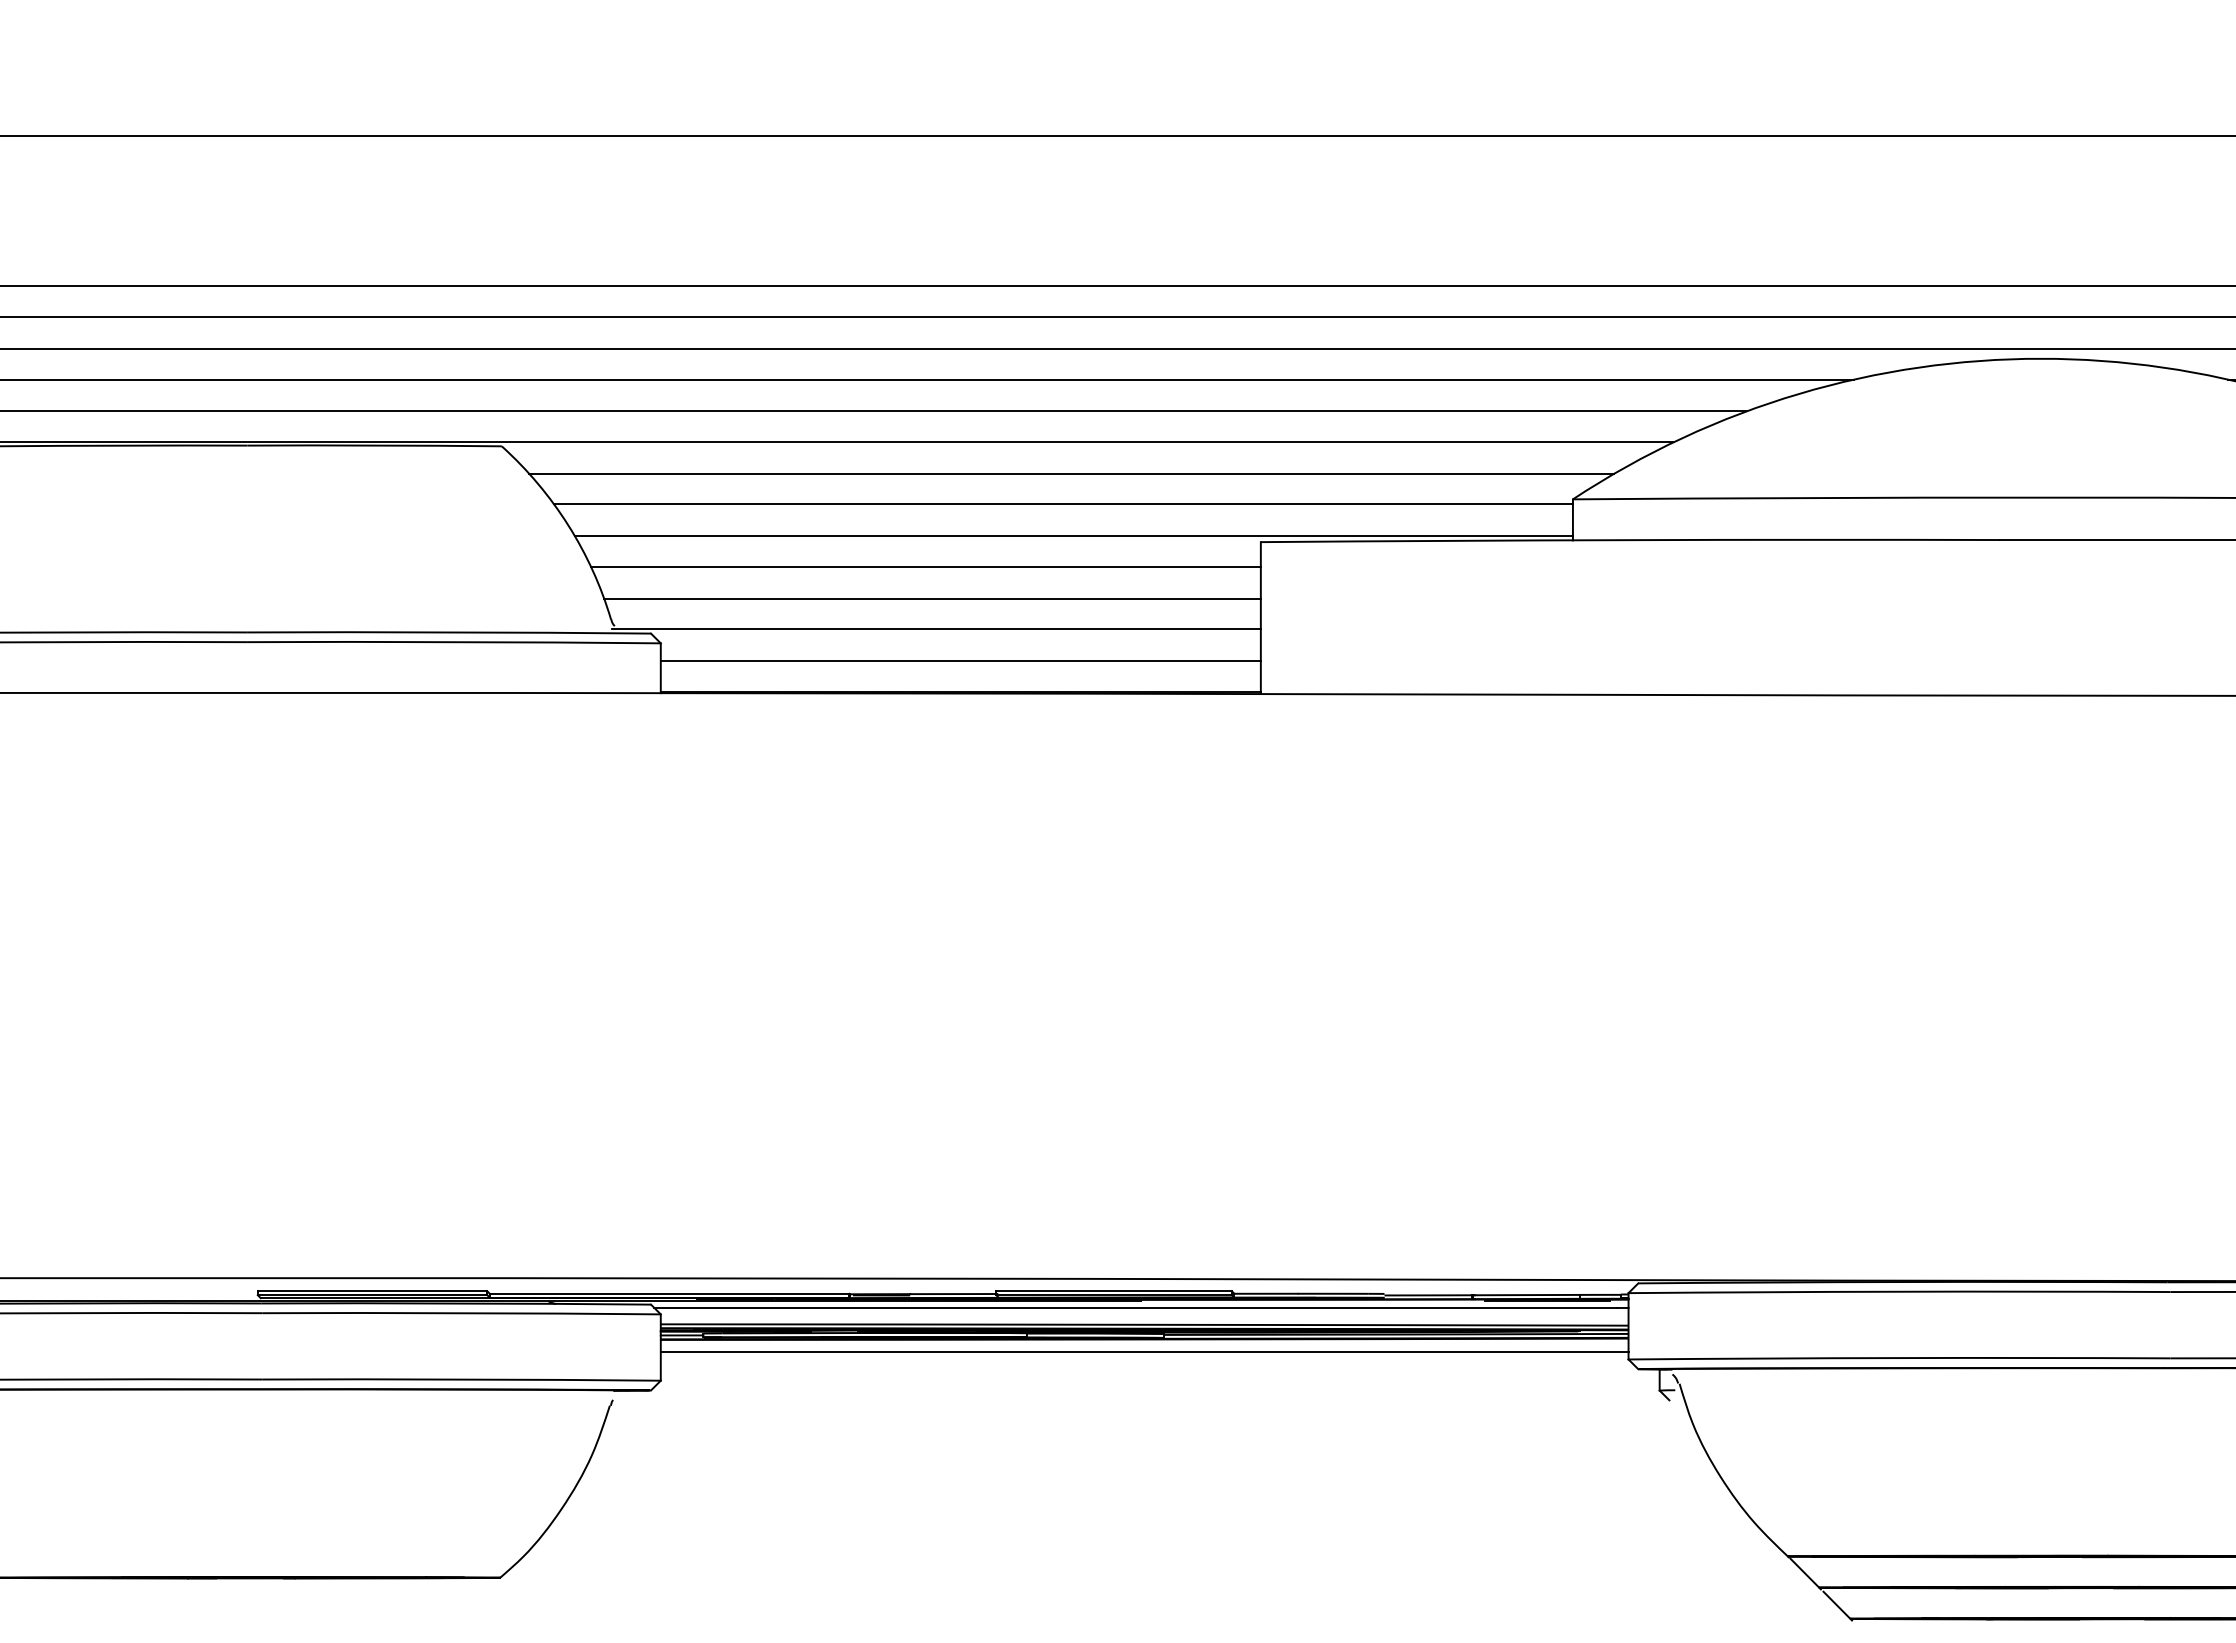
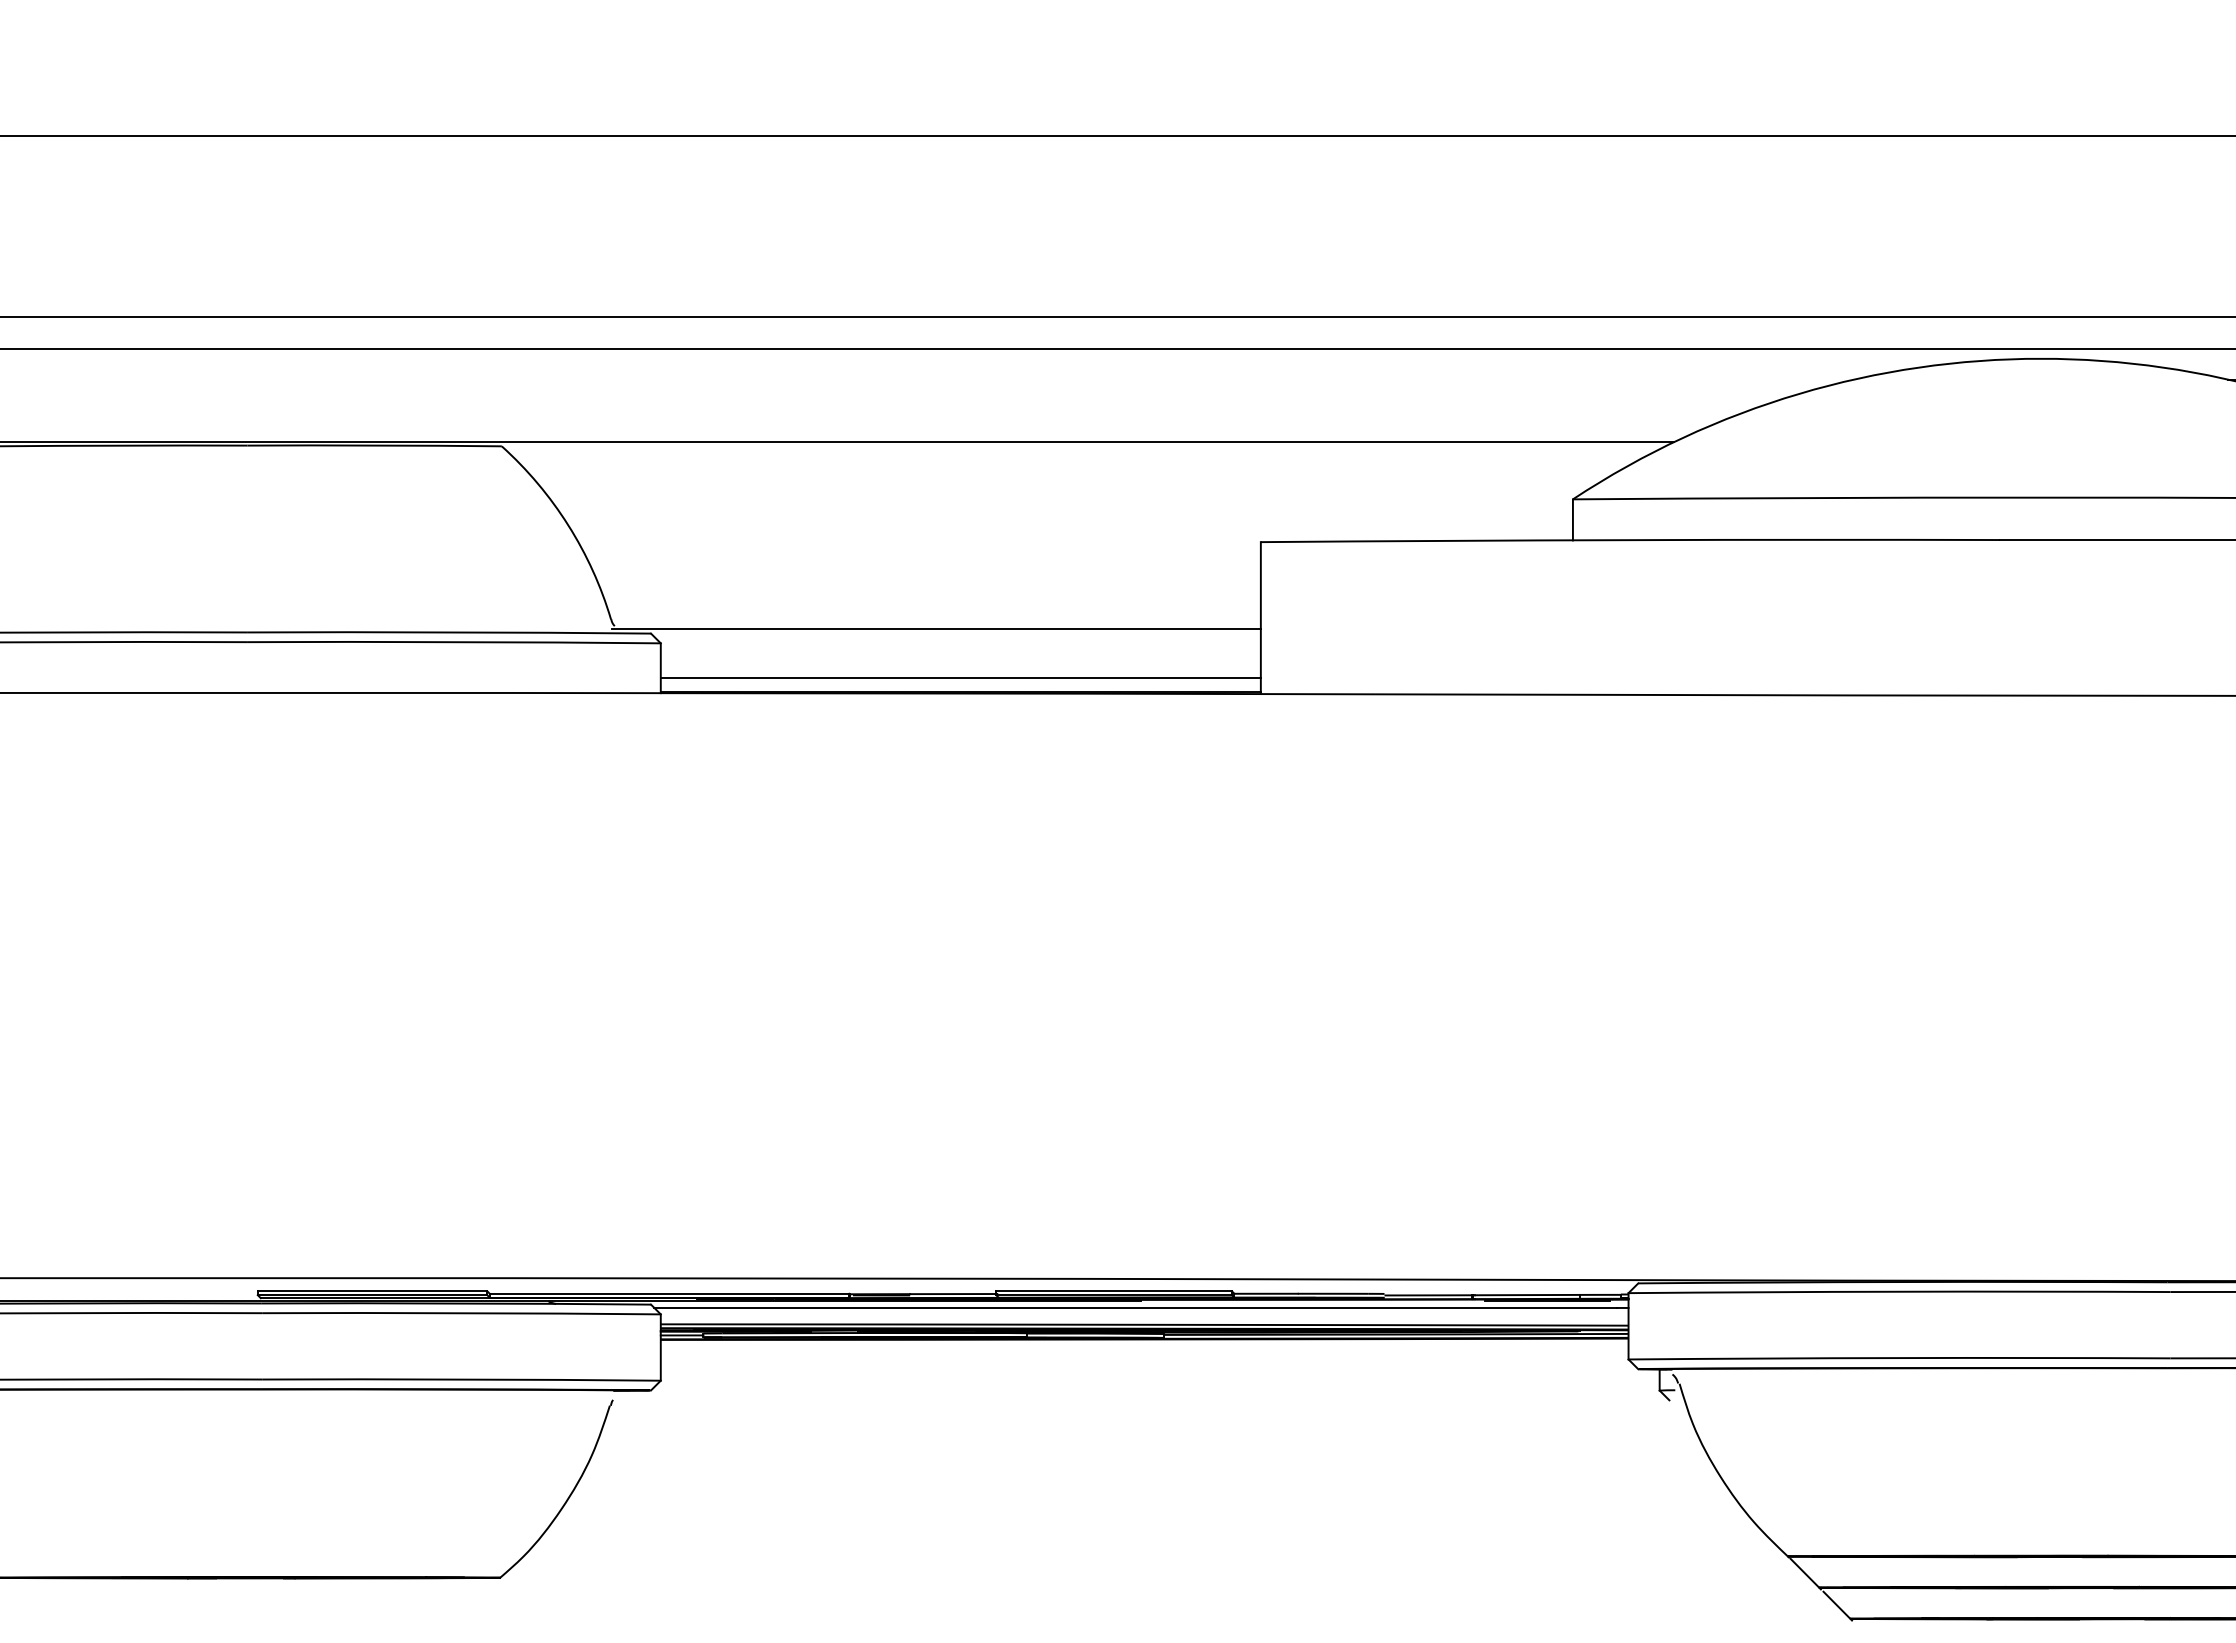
line: present -> none (1117, 286)
line: present -> none (928, 379)
line: present -> none (874, 411)
line: present -> none (1071, 473)
line: present -> none (1063, 504)
line: present -> none (1073, 536)
line: present -> none (925, 566)
line: present -> none (932, 598)
line position: (960, 660) -> (960, 677) (960, 677)
line: present -> none (1144, 1351)
